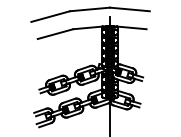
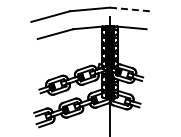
line: solid -> dashed (129, 9)
